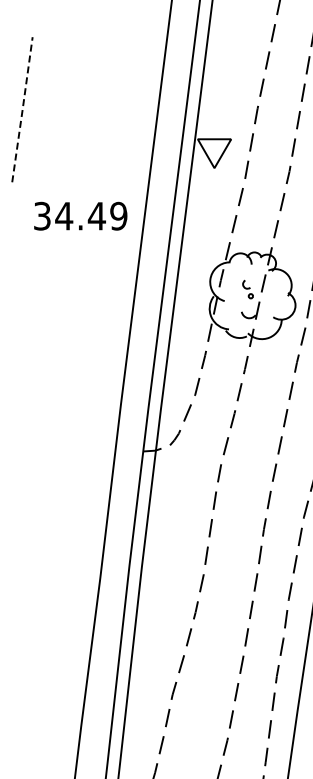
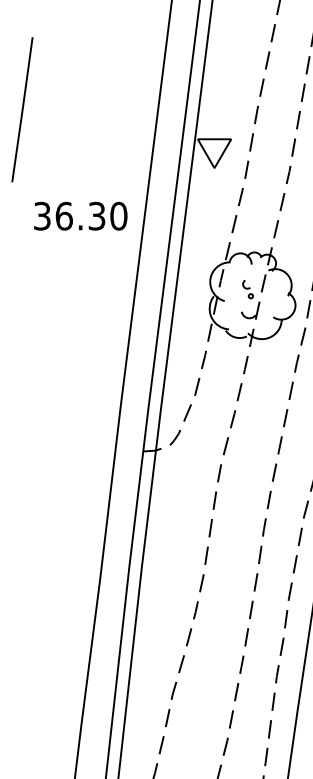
line: dashed -> solid (22, 109)
text: 34.49 -> 36.30 (91, 215)
